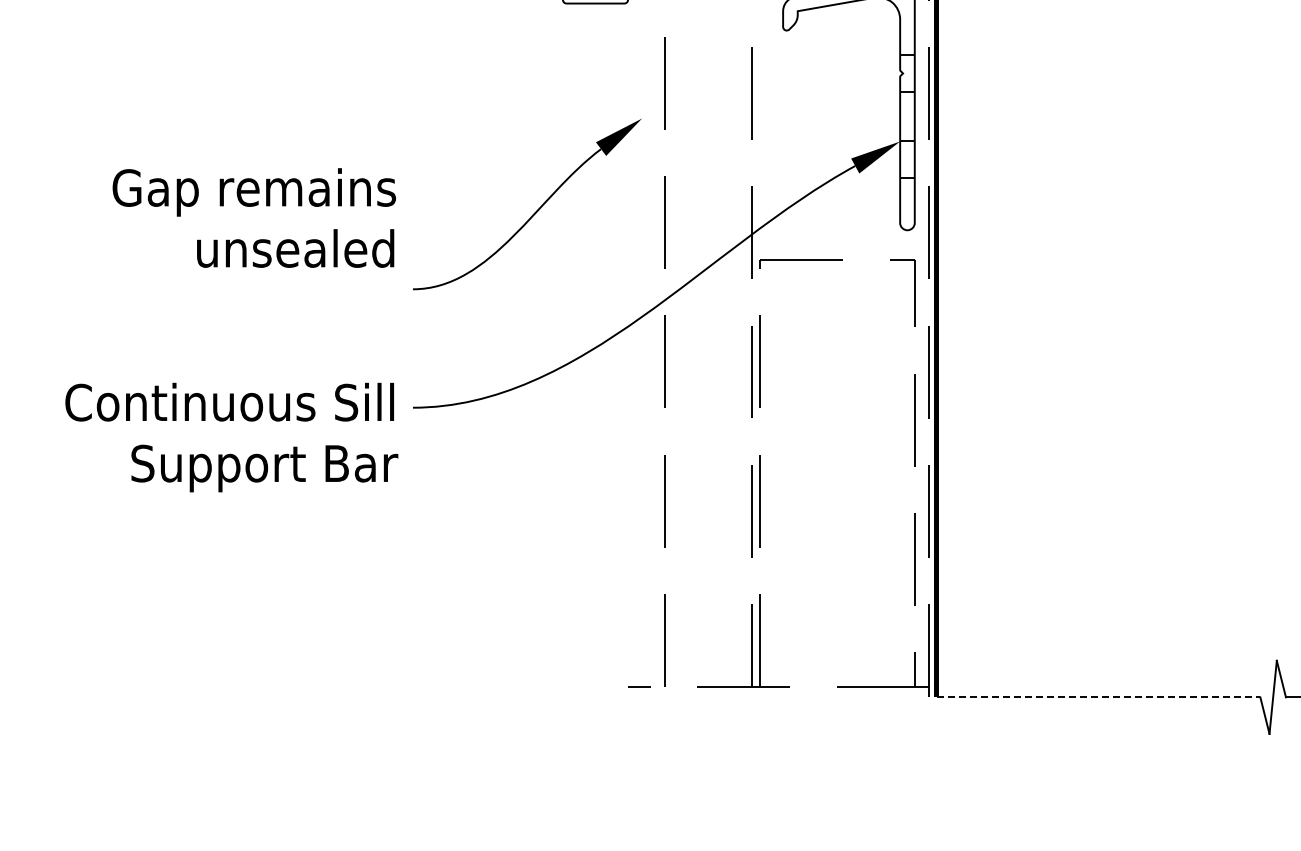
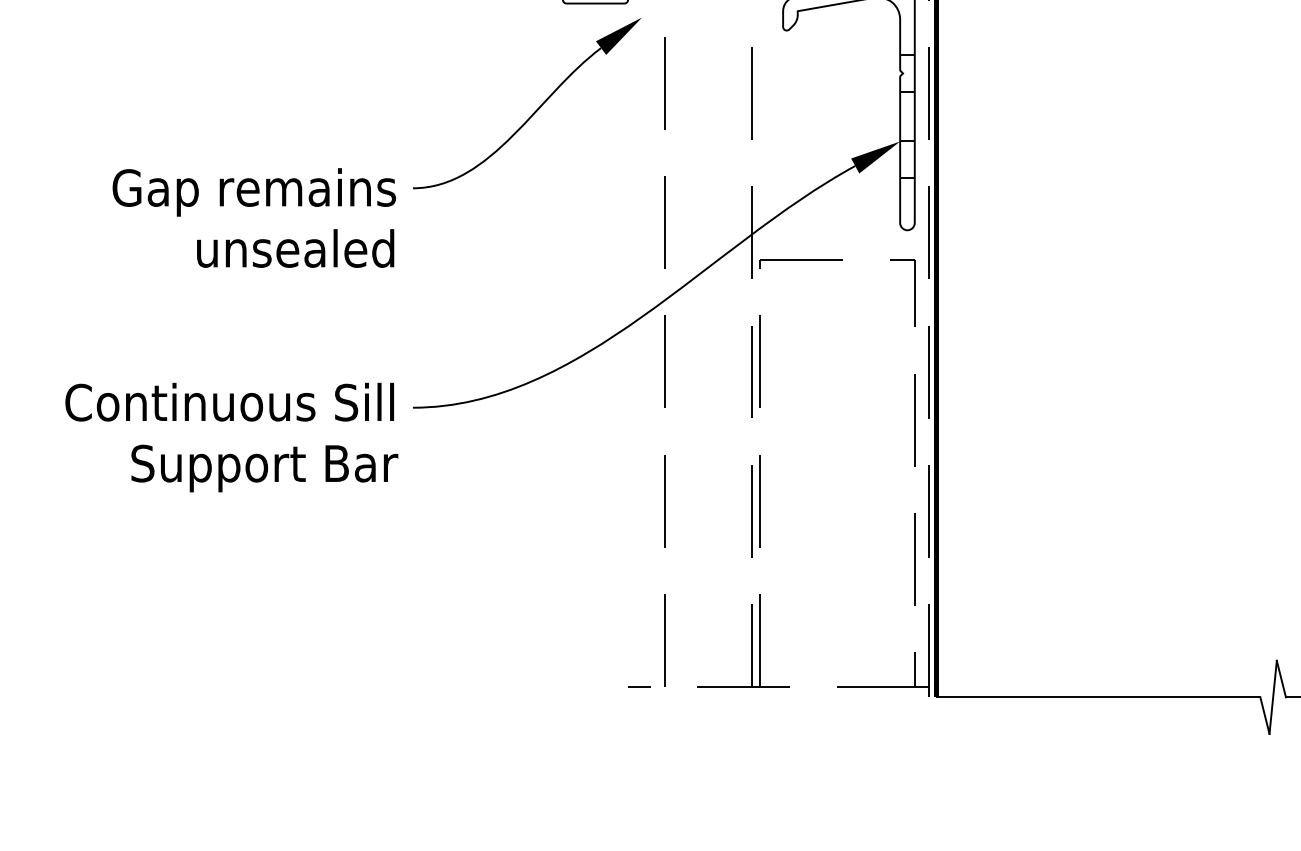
part position: (535, 211) -> (535, 110) (535, 110)
line: dashed -> solid (1098, 697)
